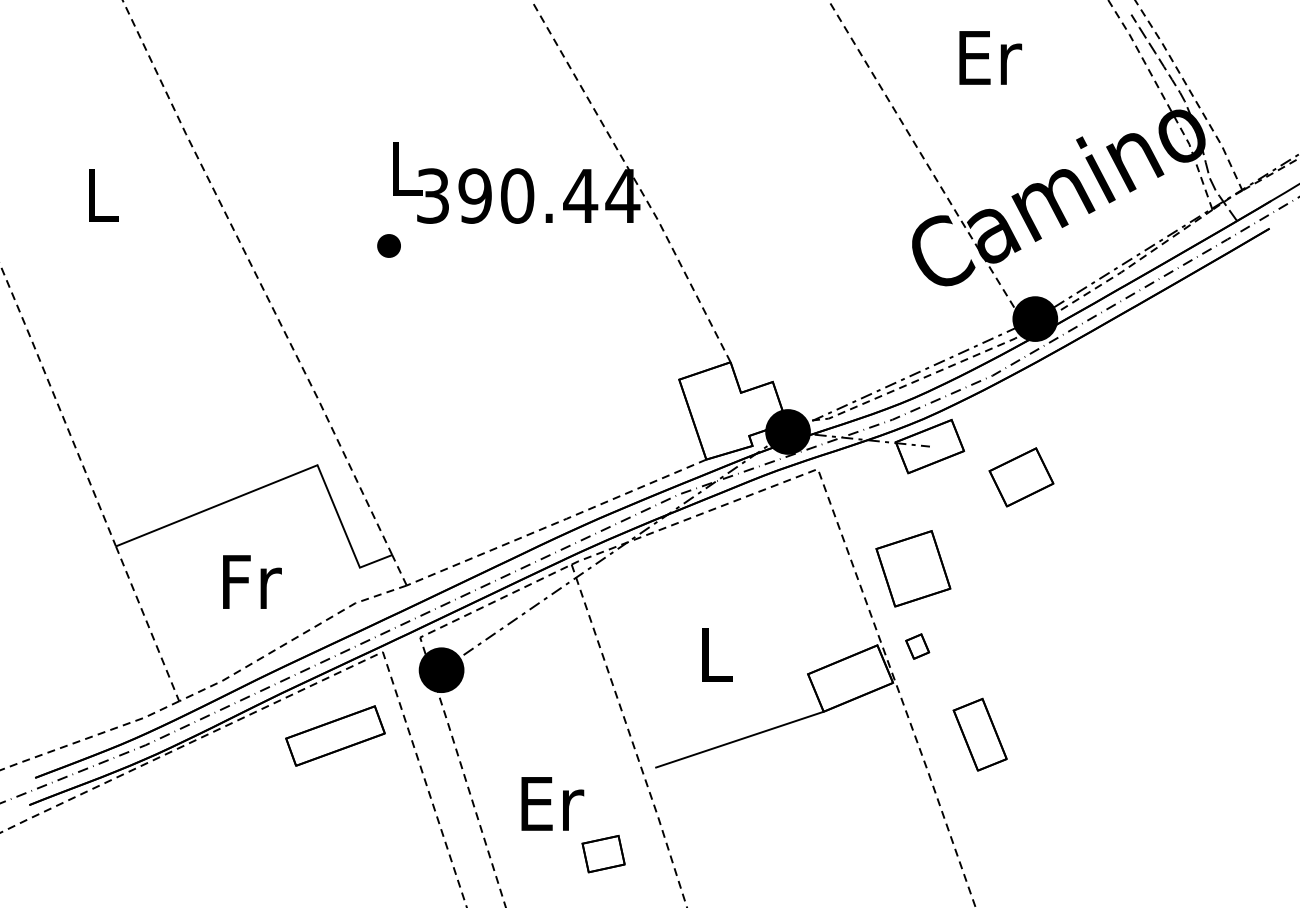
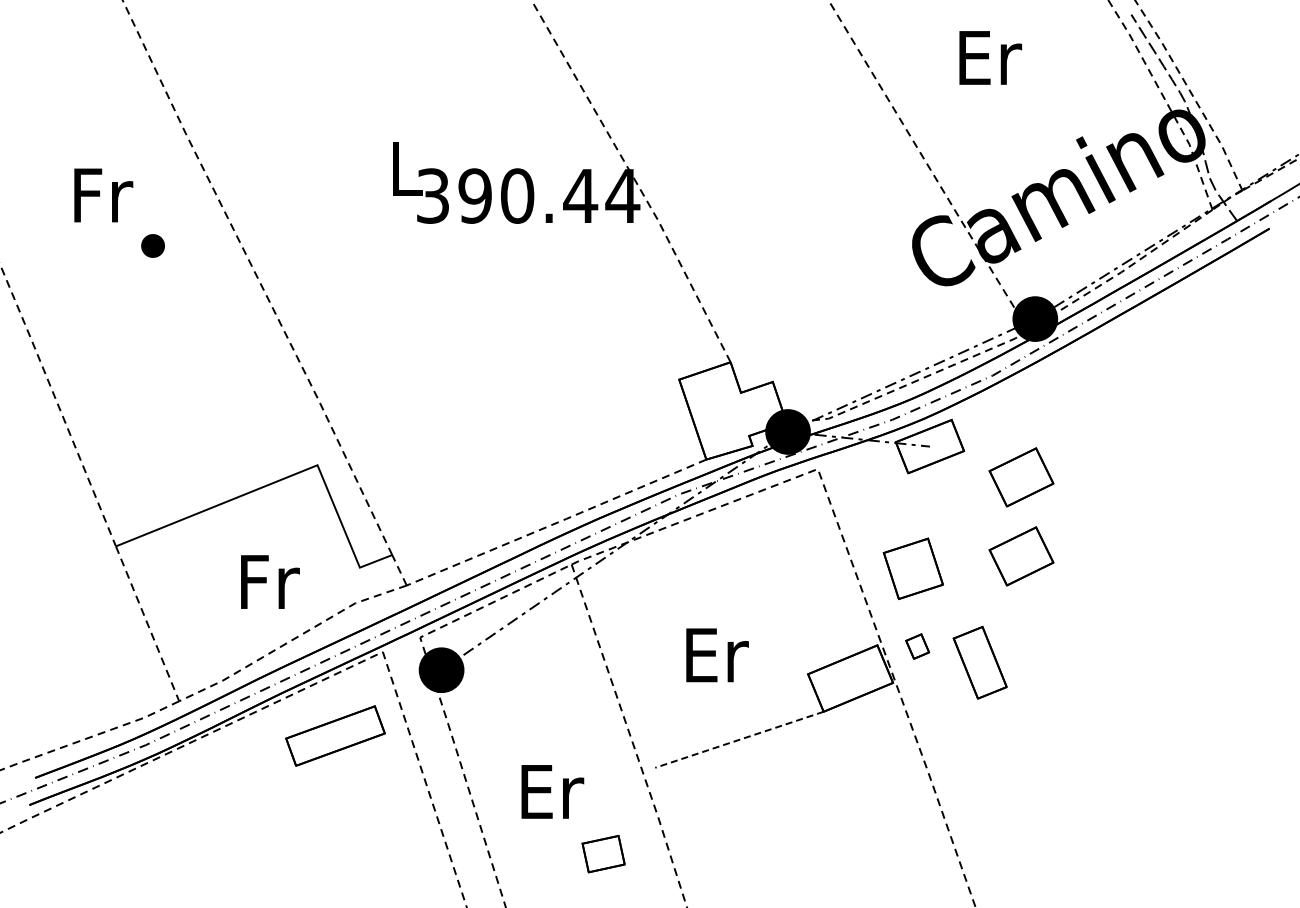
text: L -> Fr (103, 195)
part position: (388, 245) -> (152, 245) (152, 245)
part: none -> present (1021, 556)
part size: 77x78 px -> 62x64 px (912, 568)
text position: (252, 581) -> (270, 581) (270, 581)
text: L -> Er (717, 655)
part position: (979, 734) -> (979, 662) (979, 662)
line: solid -> dashed (739, 739)
text position: (552, 803) -> (552, 791) (552, 791)
